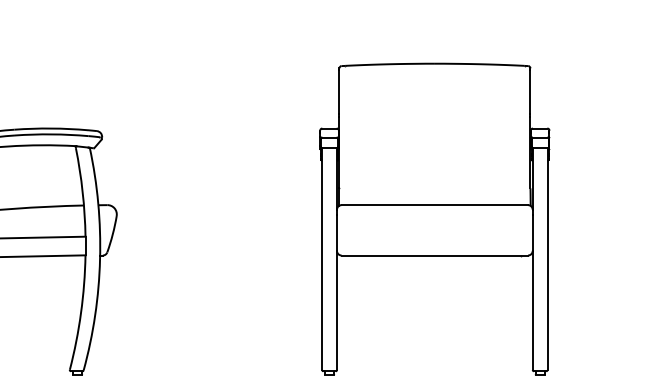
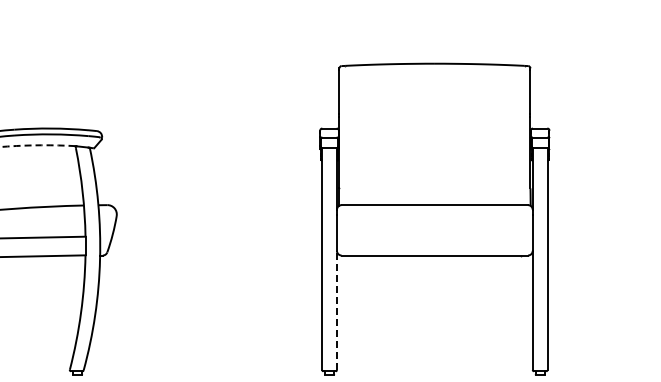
arc: solid -> dashed (37, 145)
line: solid -> dashed (336, 310)
